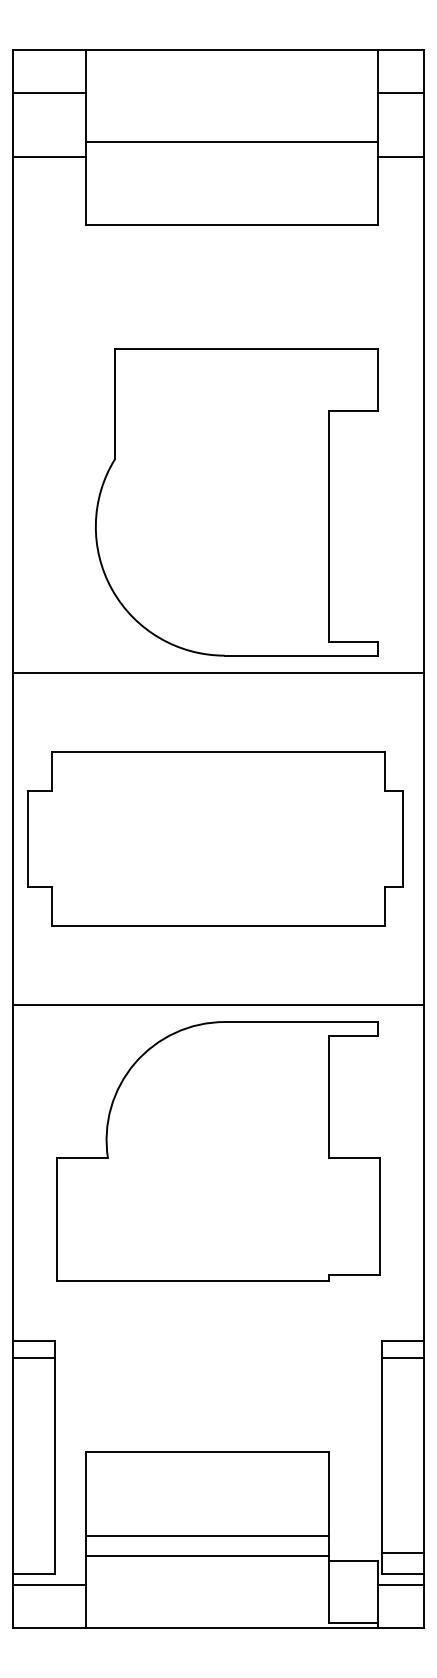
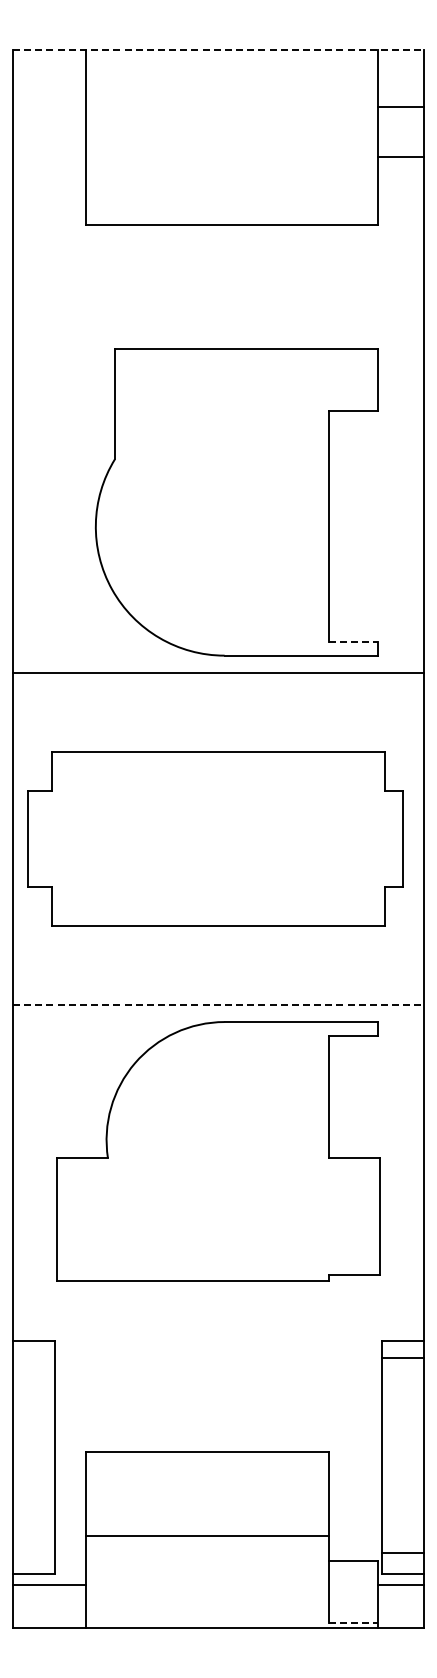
line: solid -> dashed (218, 50)
line: present -> none (49, 93)
line position: (400, 93) -> (400, 107) (400, 107)
line: present -> none (231, 142)
line: present -> none (49, 157)
line: solid -> dashed (353, 641)
line: solid -> dashed (218, 1005)
line: present -> none (33, 1357)
line: present -> none (206, 1556)
line: solid -> dashed (353, 1623)
